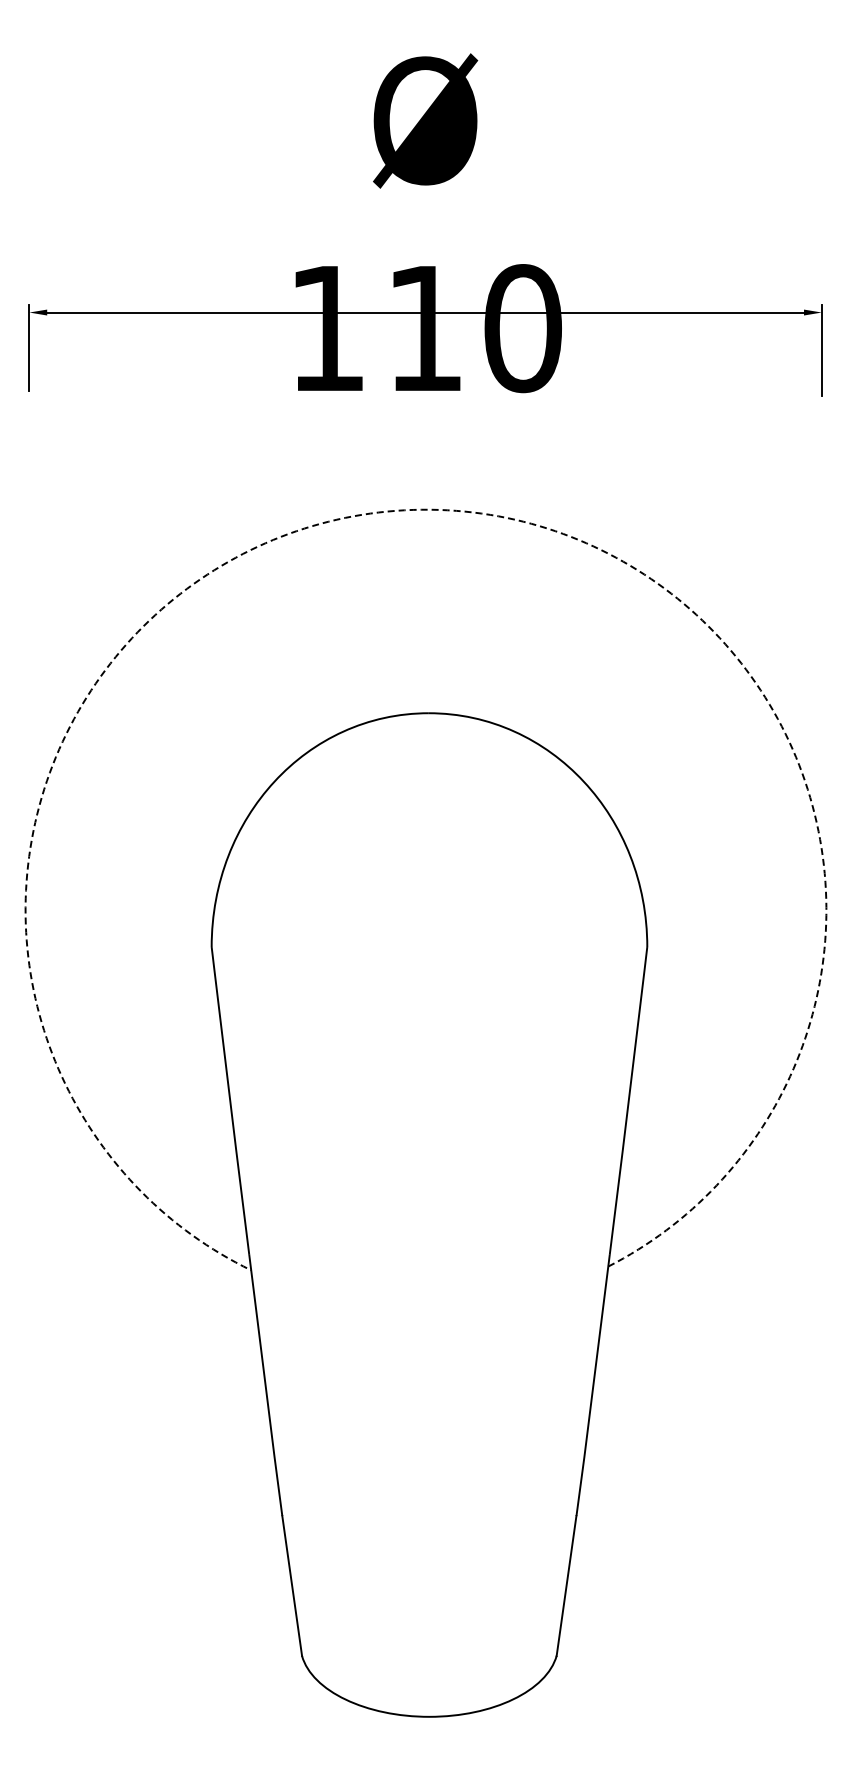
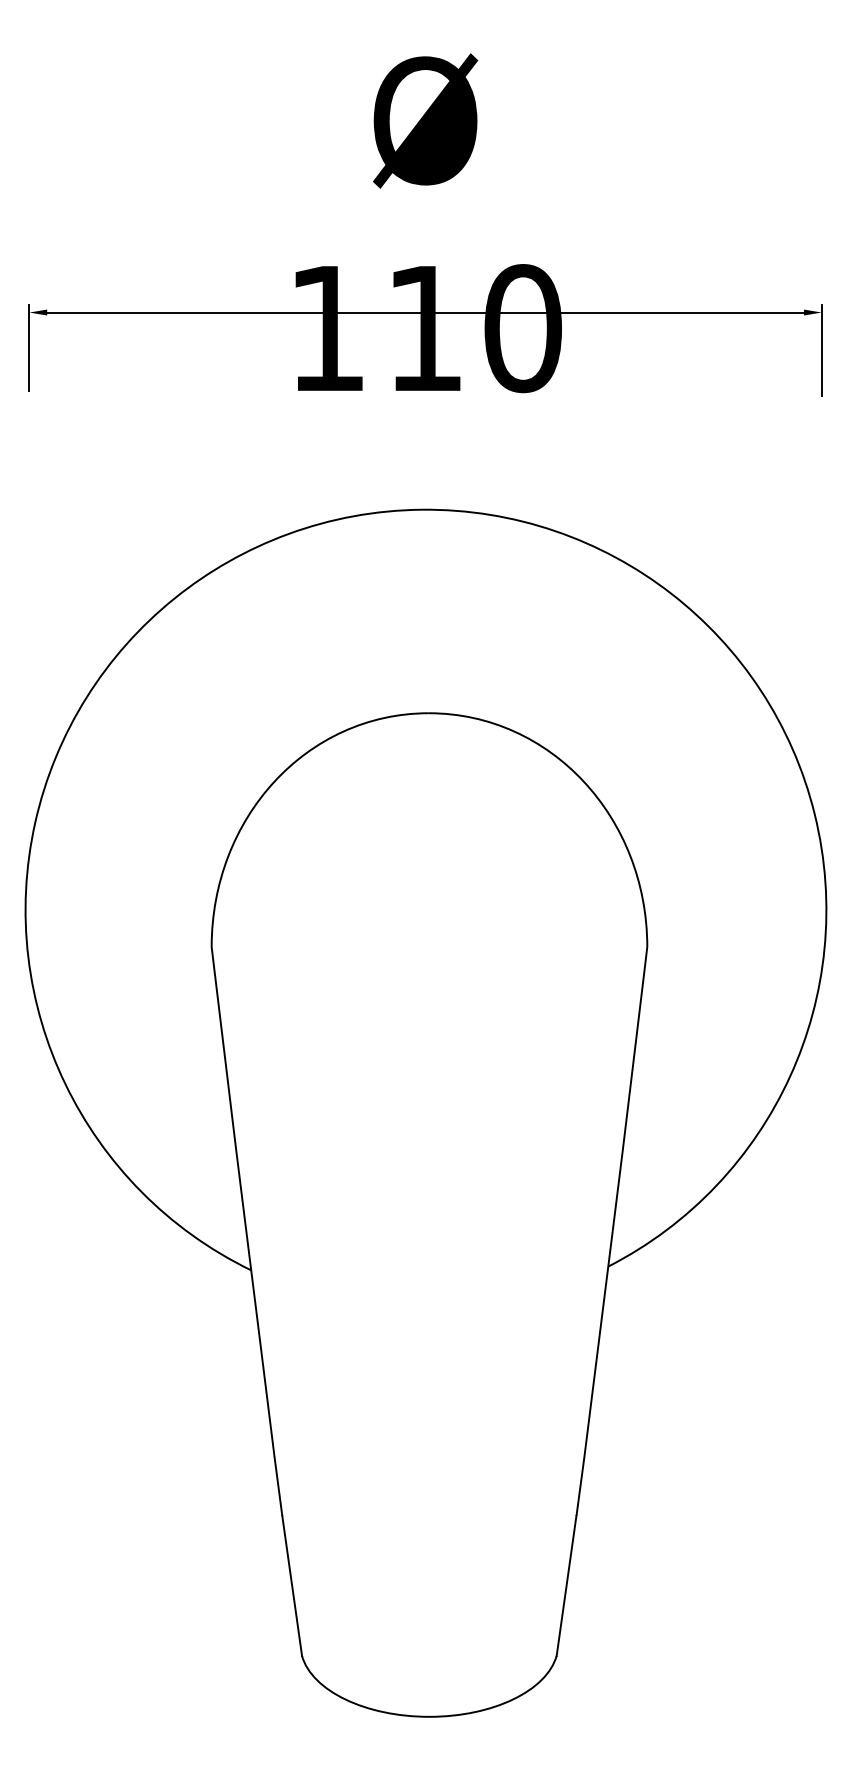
arc: dashed -> solid (421, 509)
